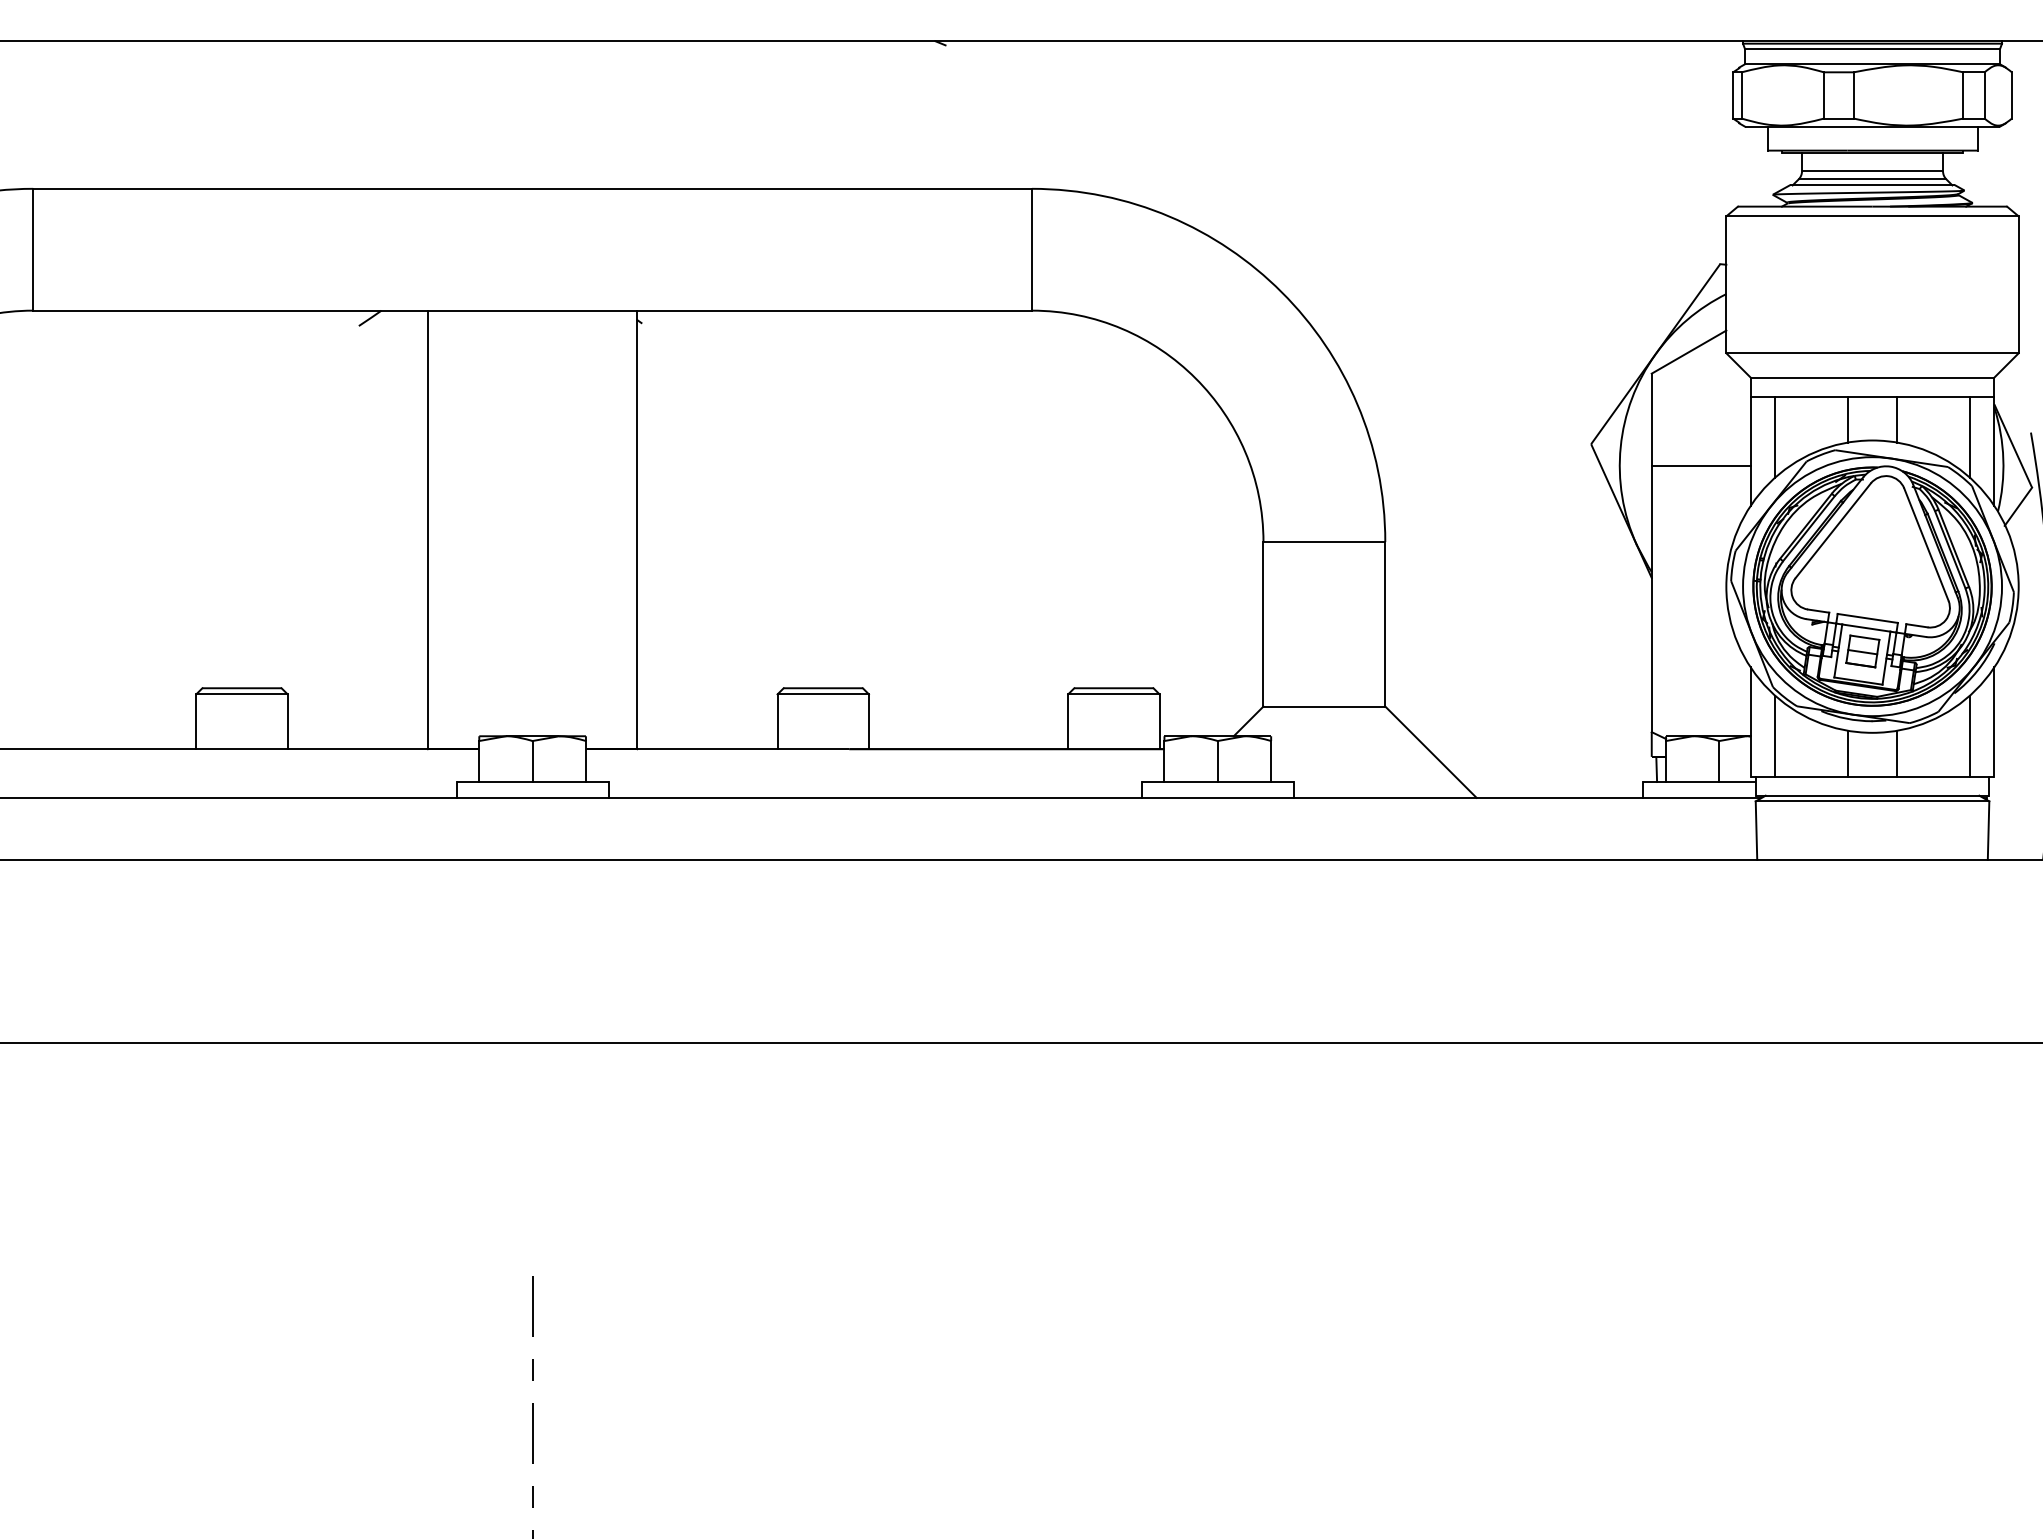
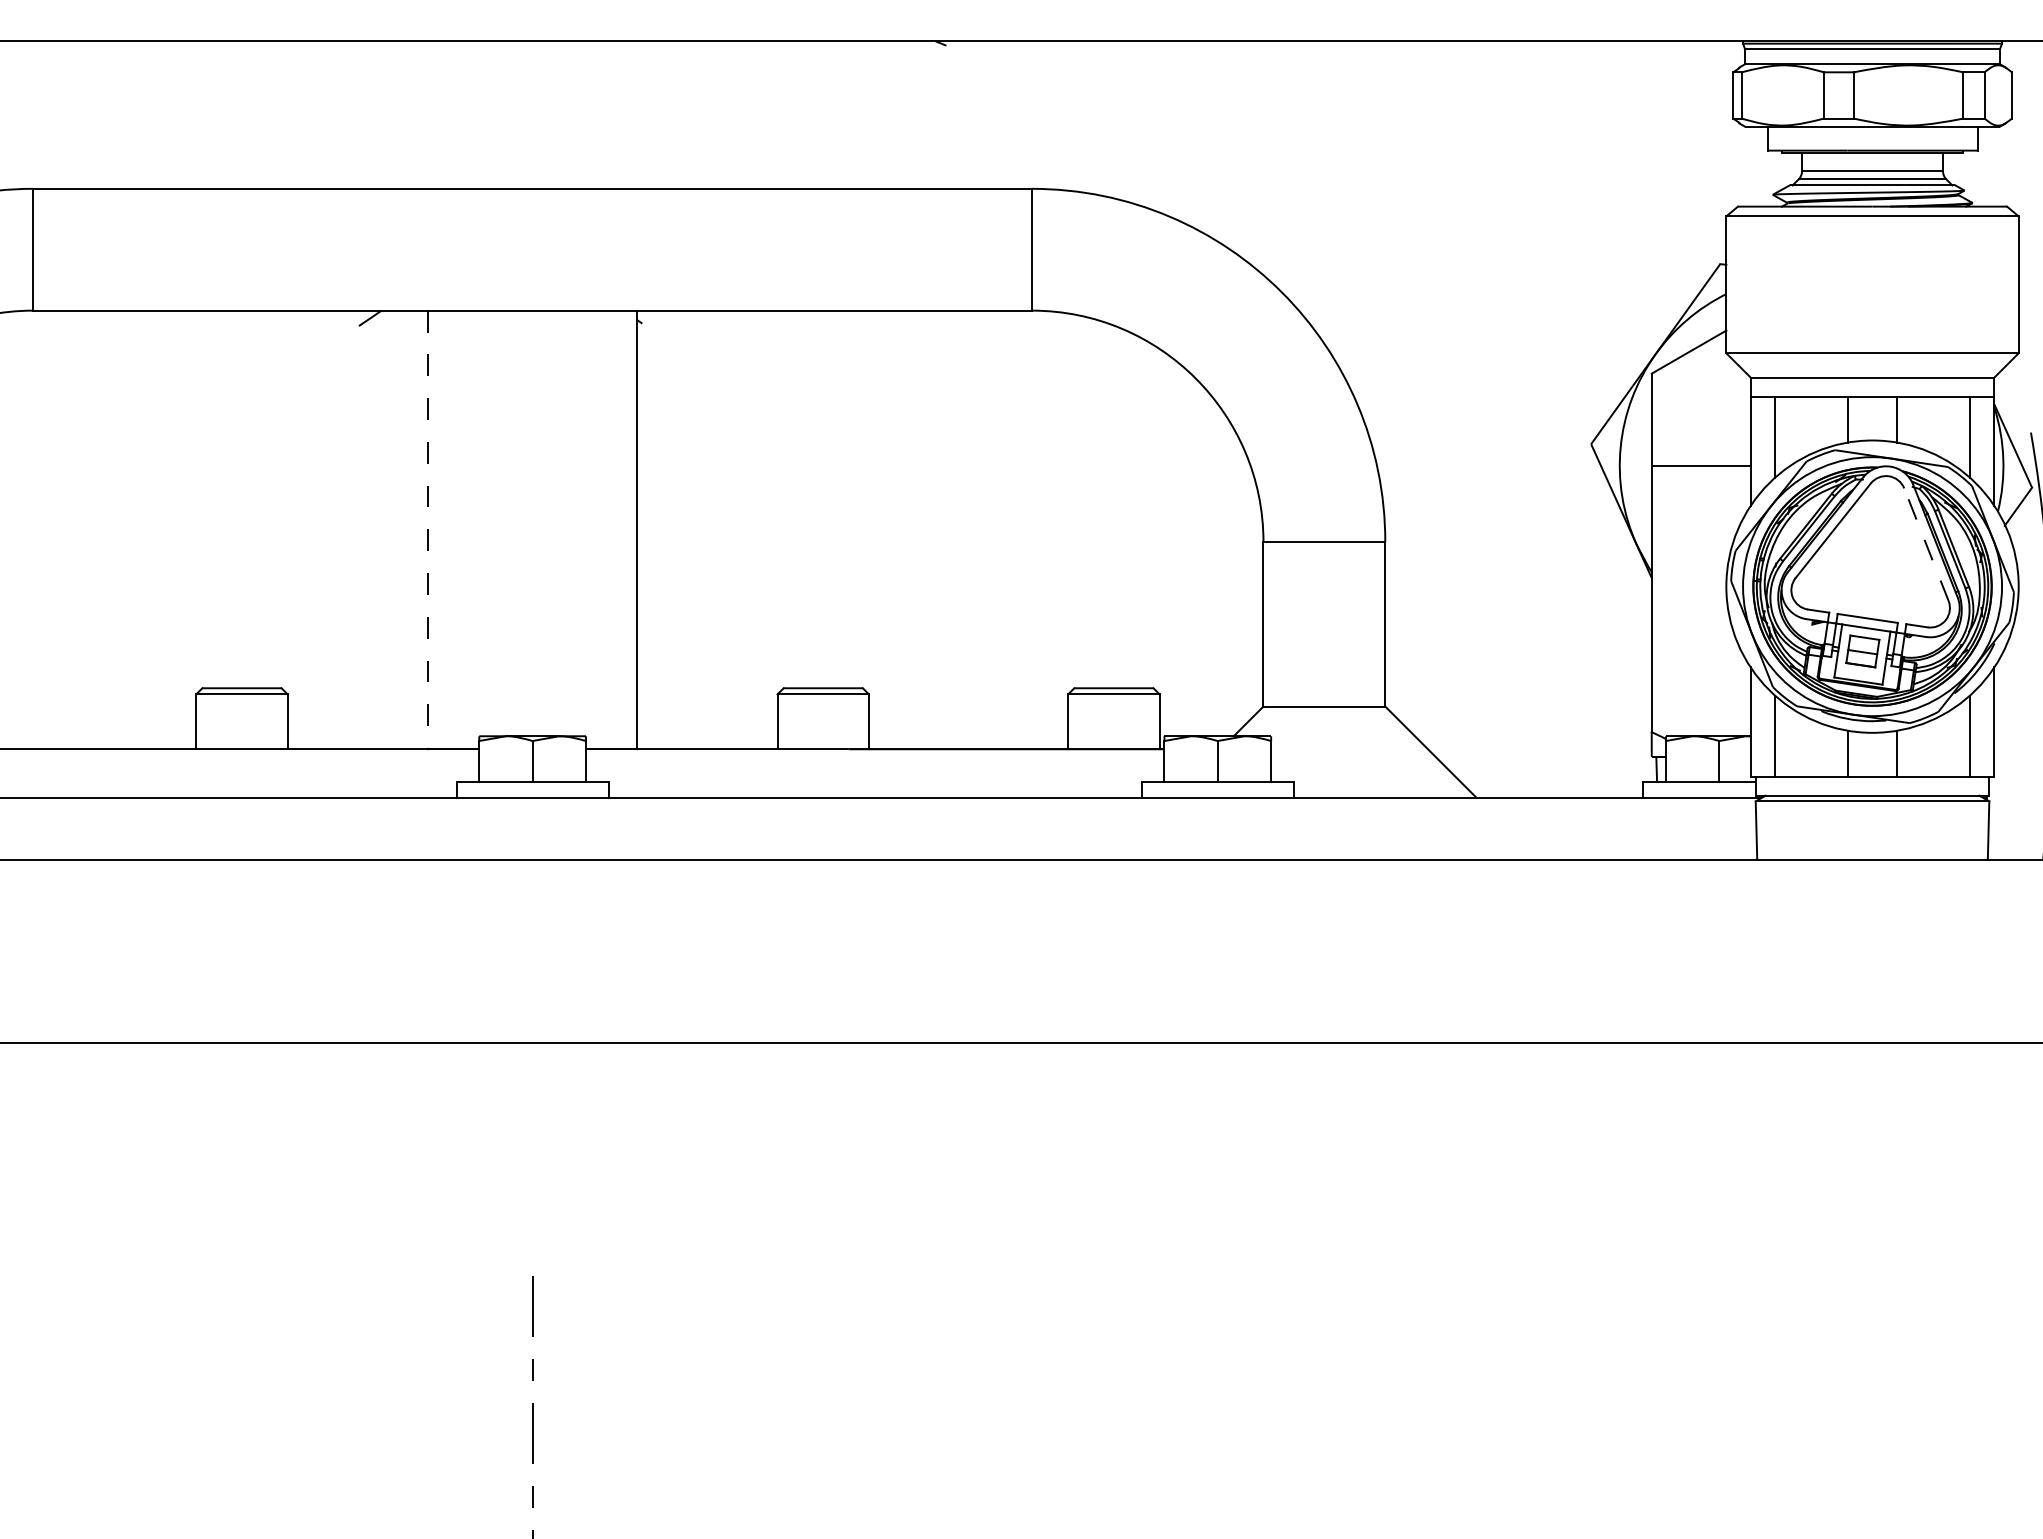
line: solid -> dashed (427, 530)
line: solid -> dashed (1926, 544)
